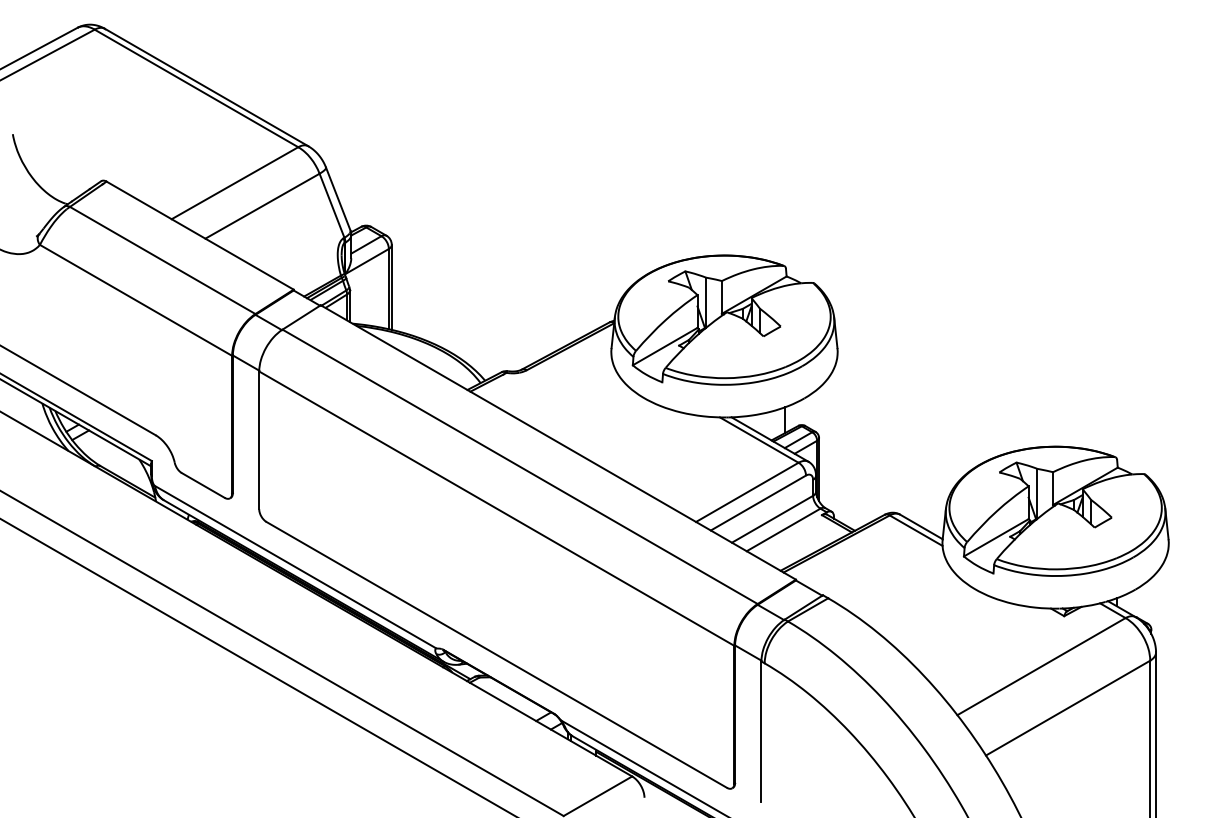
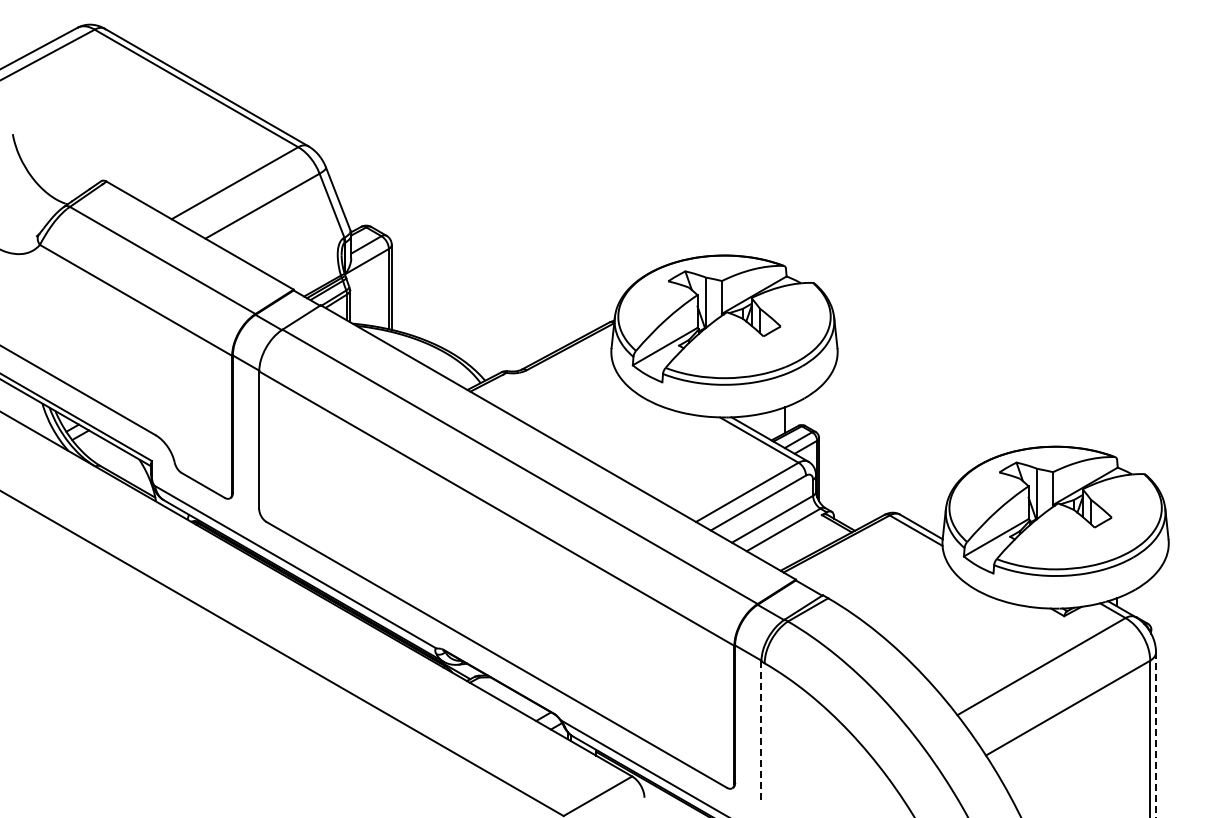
line: present -> none (257, 667)
line: solid -> dashed (761, 732)
line: solid -> dashed (1156, 735)
